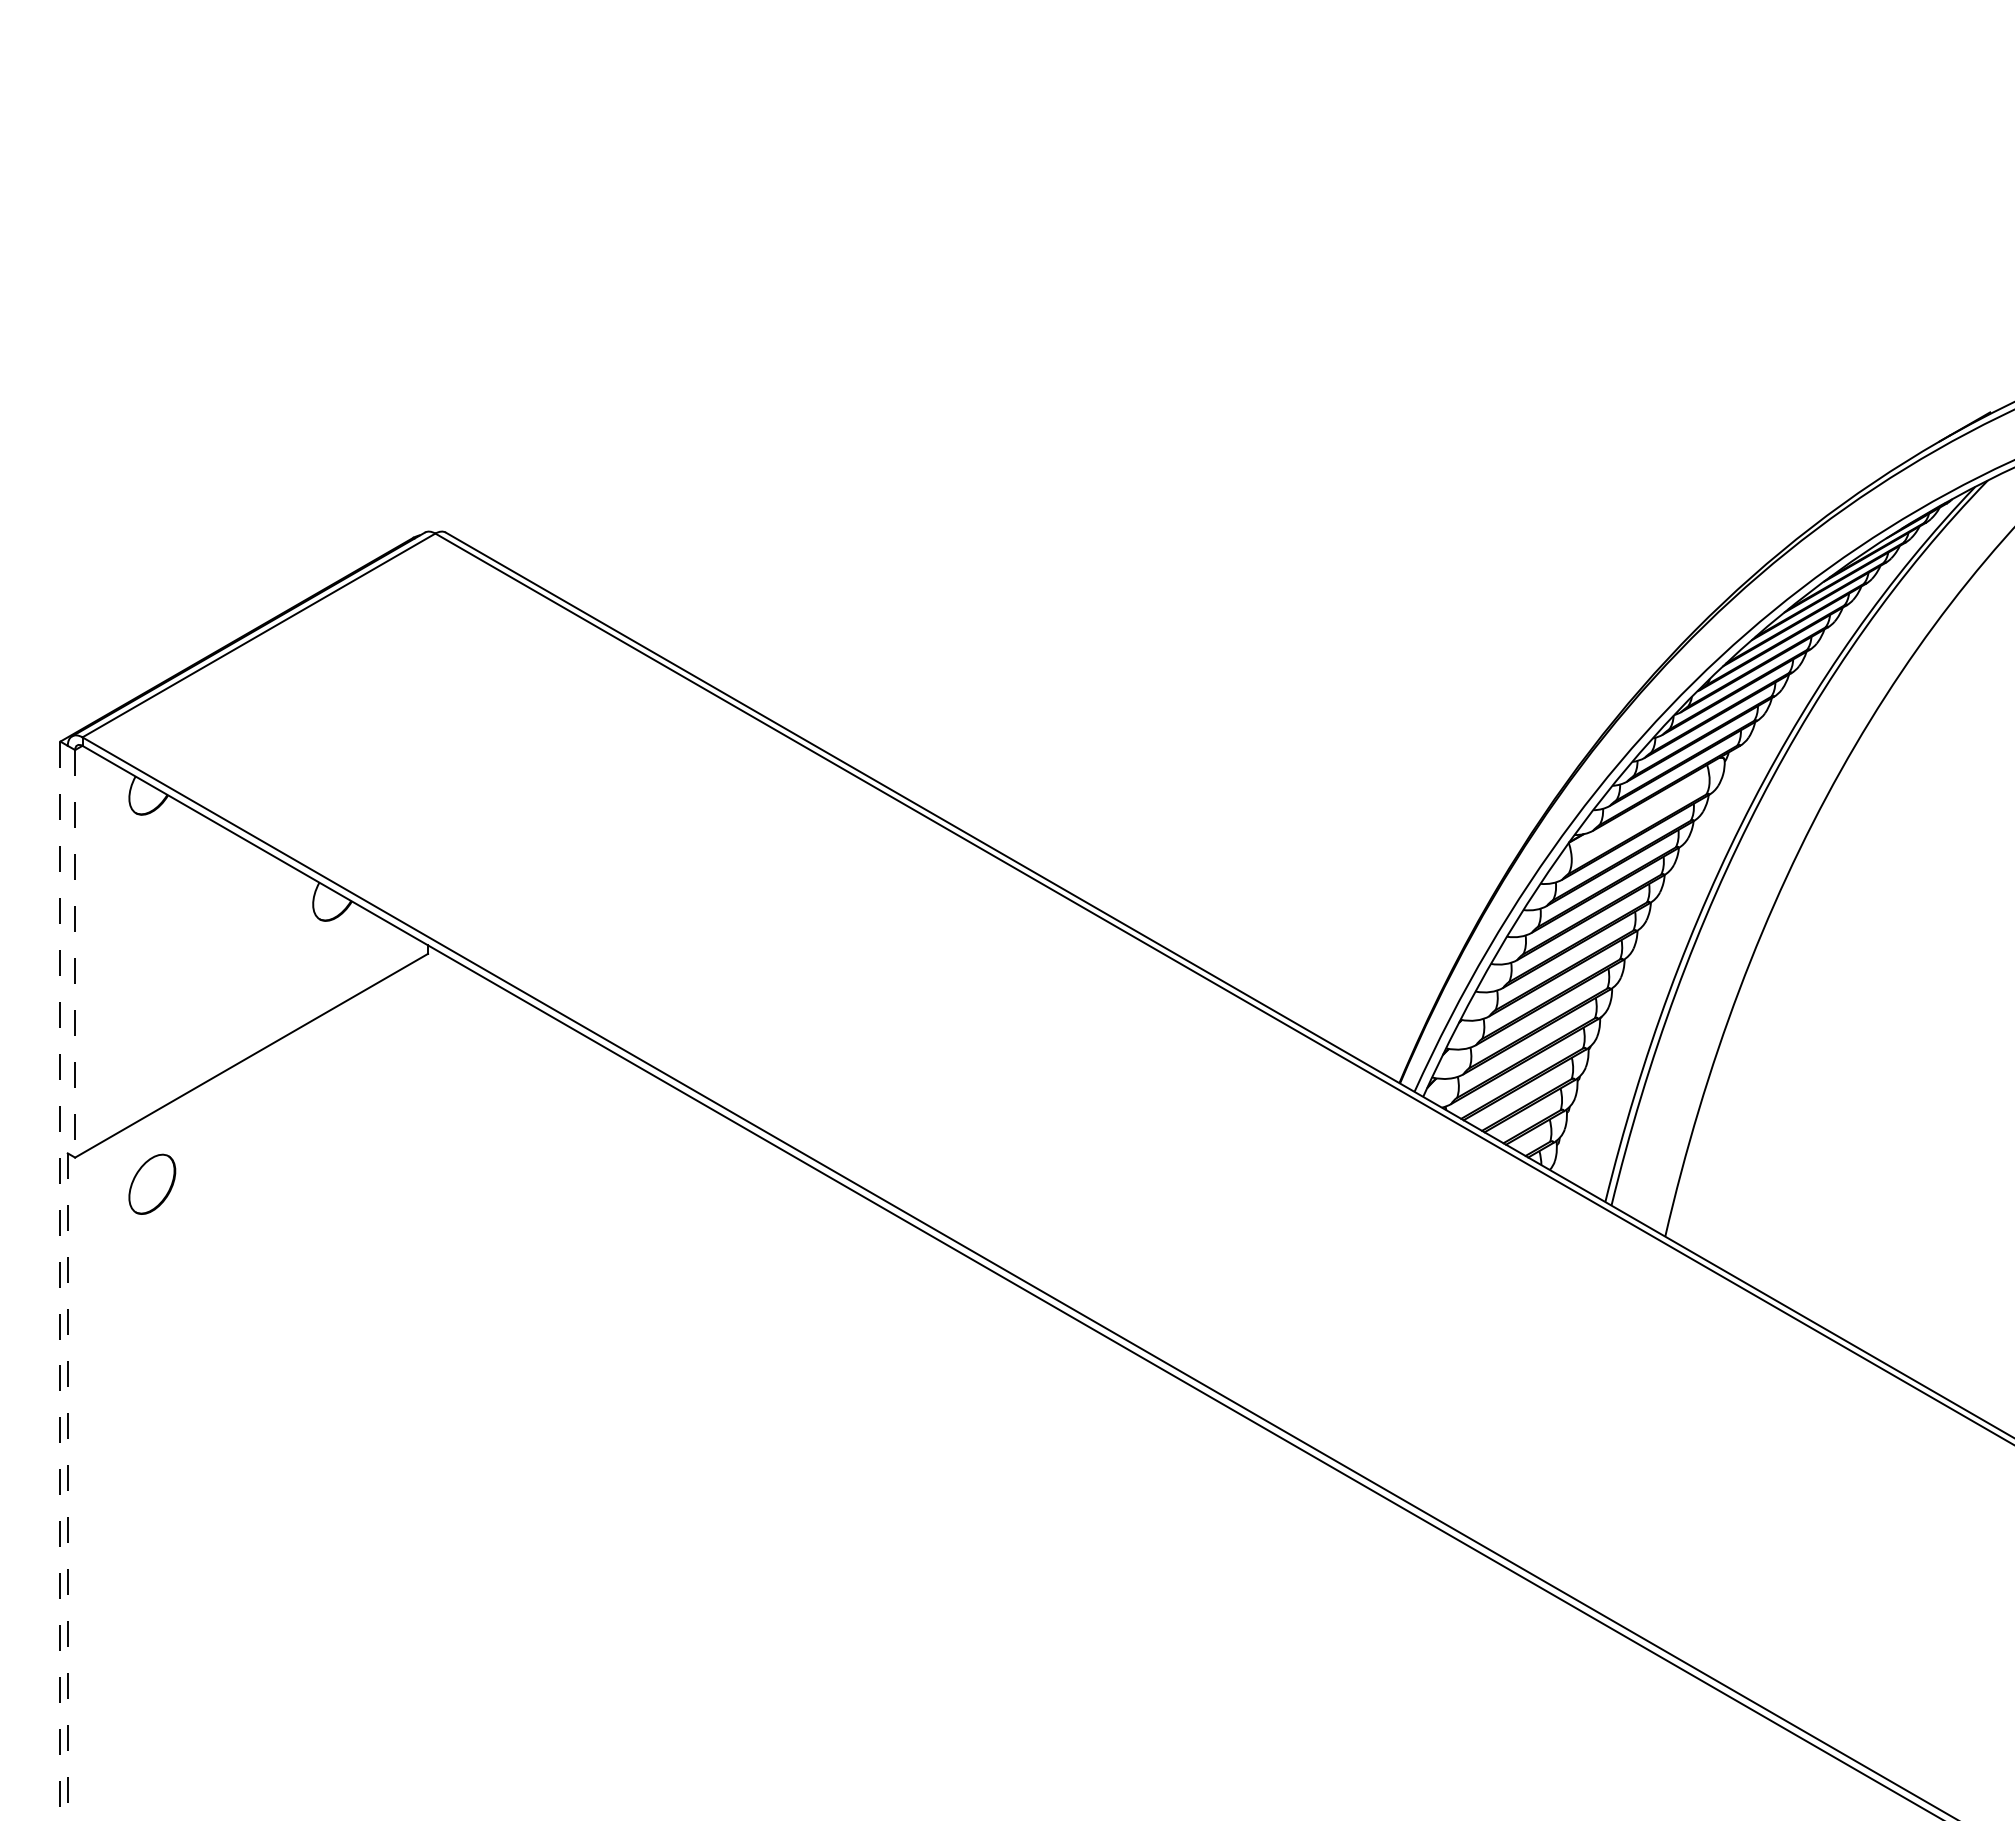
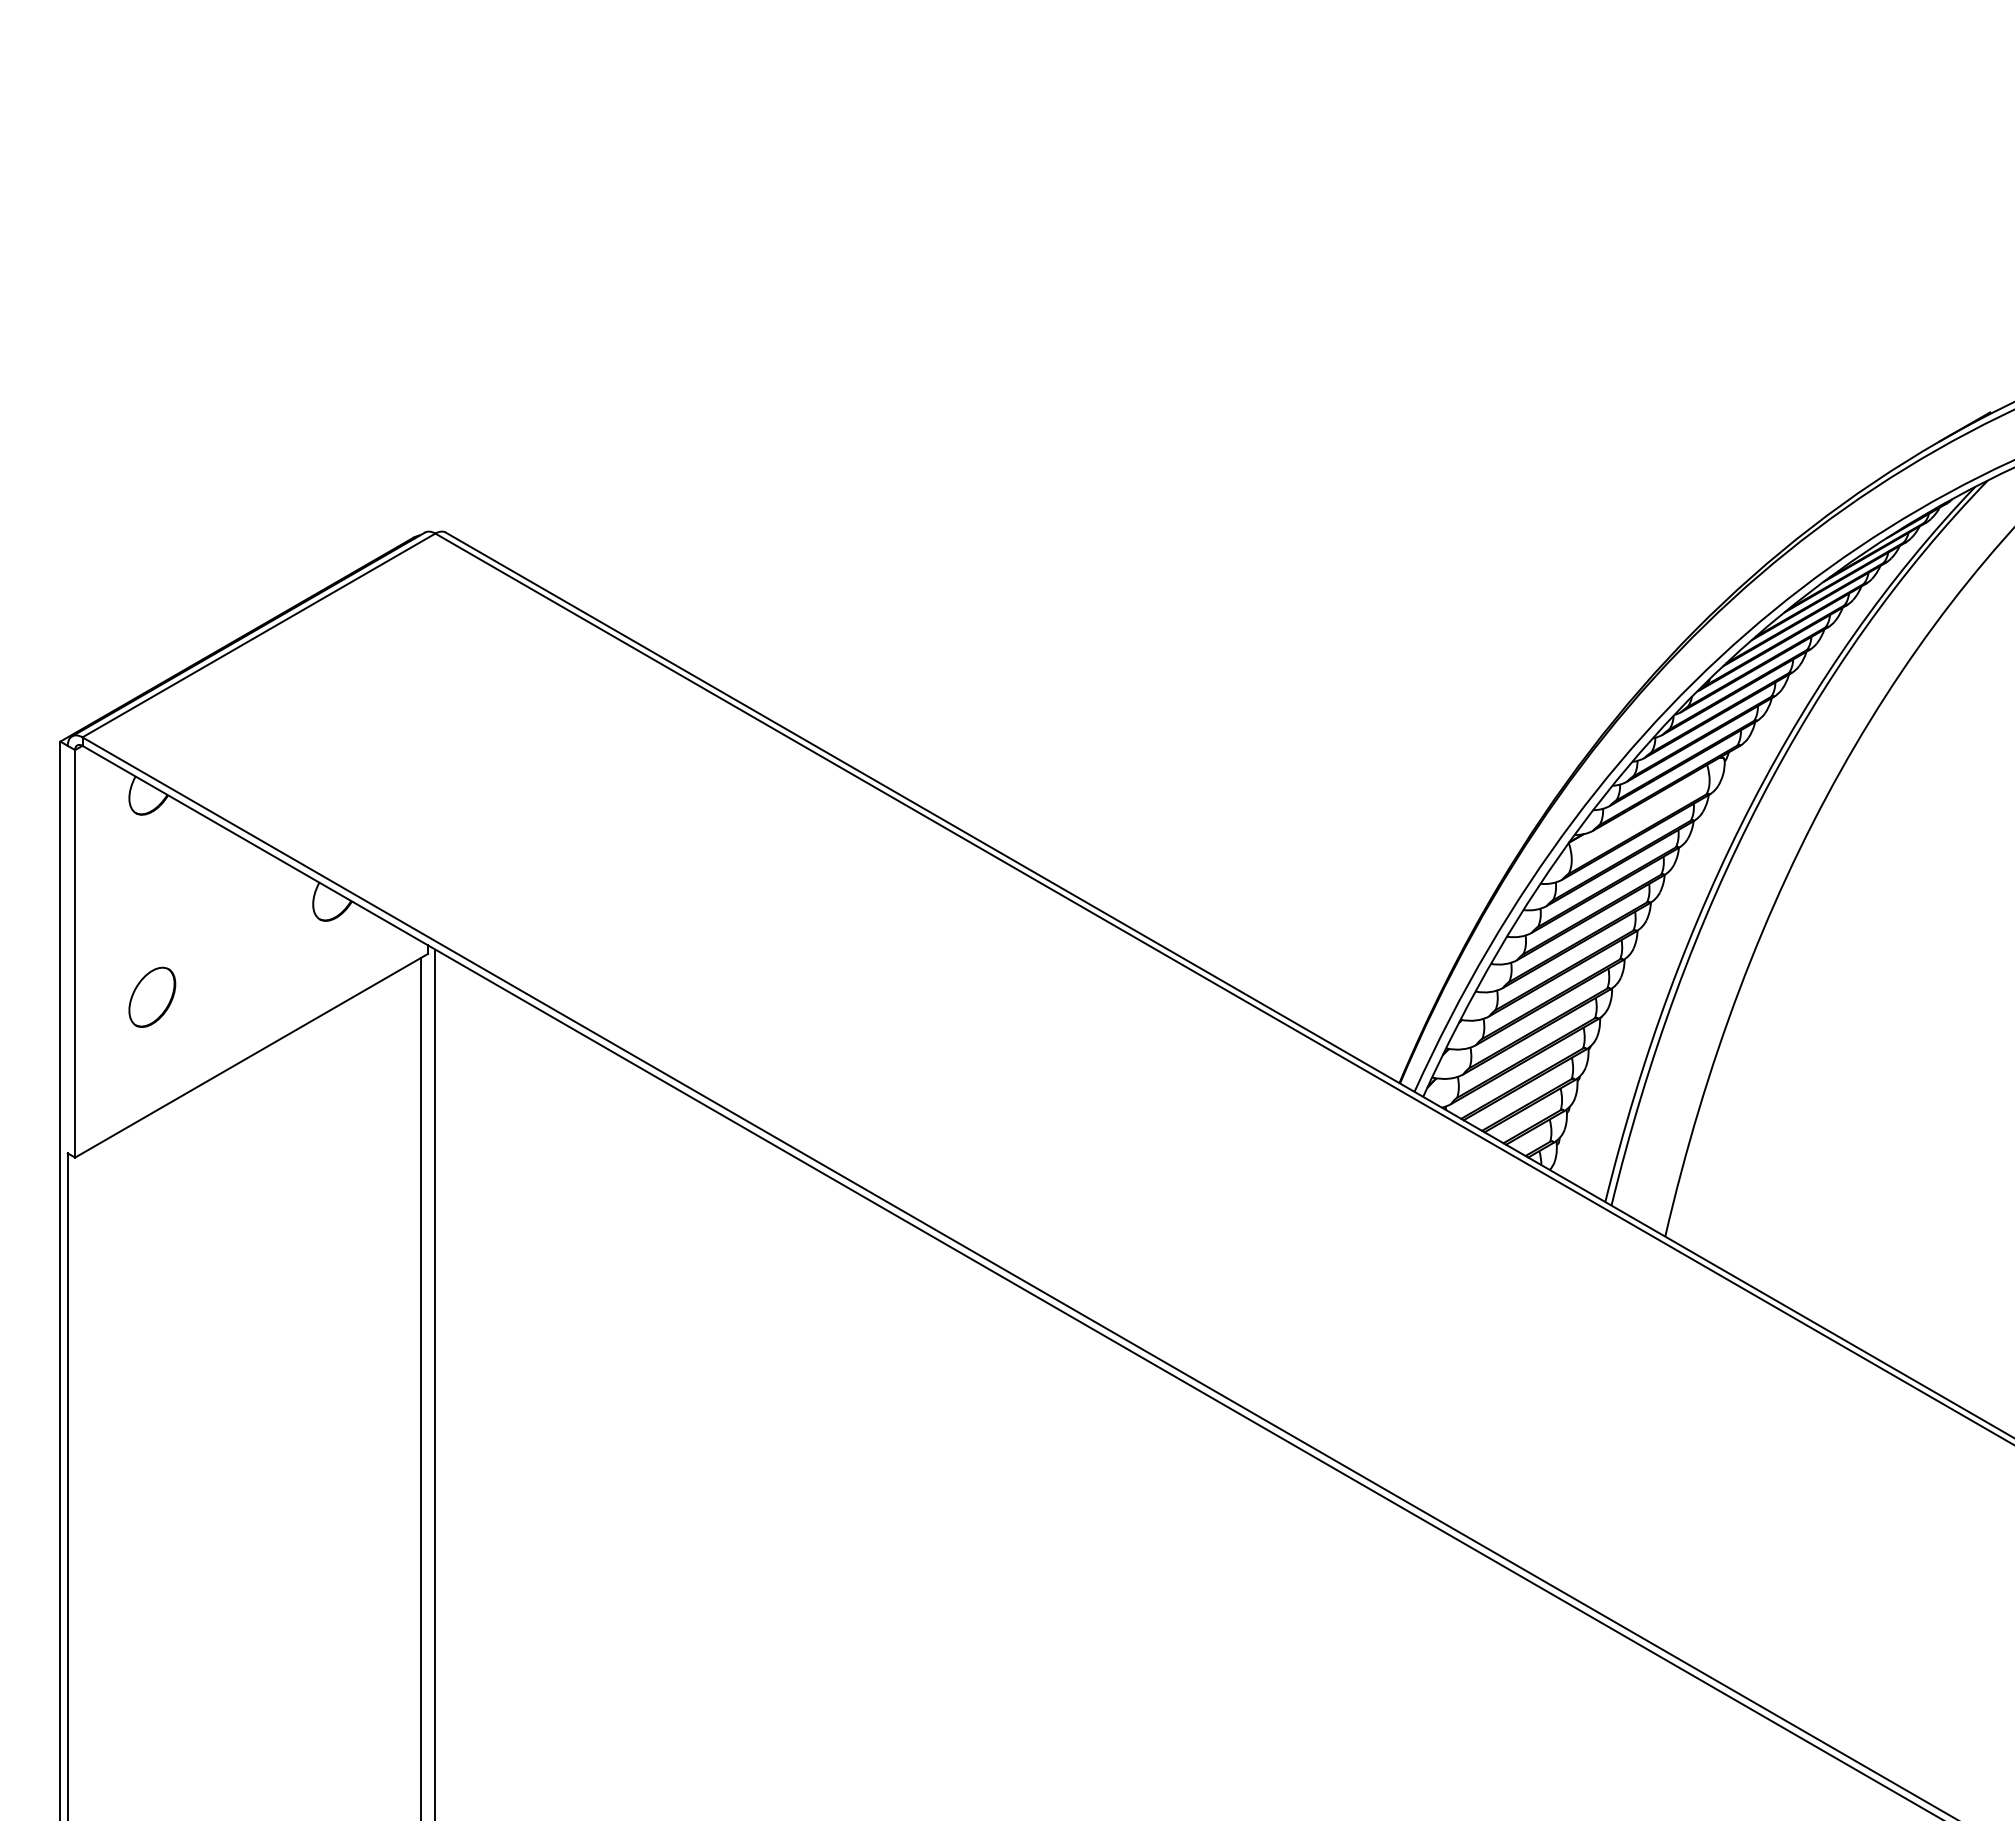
line: dashed -> solid (75, 953)
part position: (152, 1183) -> (152, 996) (152, 996)
line: dashed -> solid (60, 1281)
line: none -> present (435, 1383)
line: none -> present (420, 1387)
line: dashed -> solid (67, 1487)
